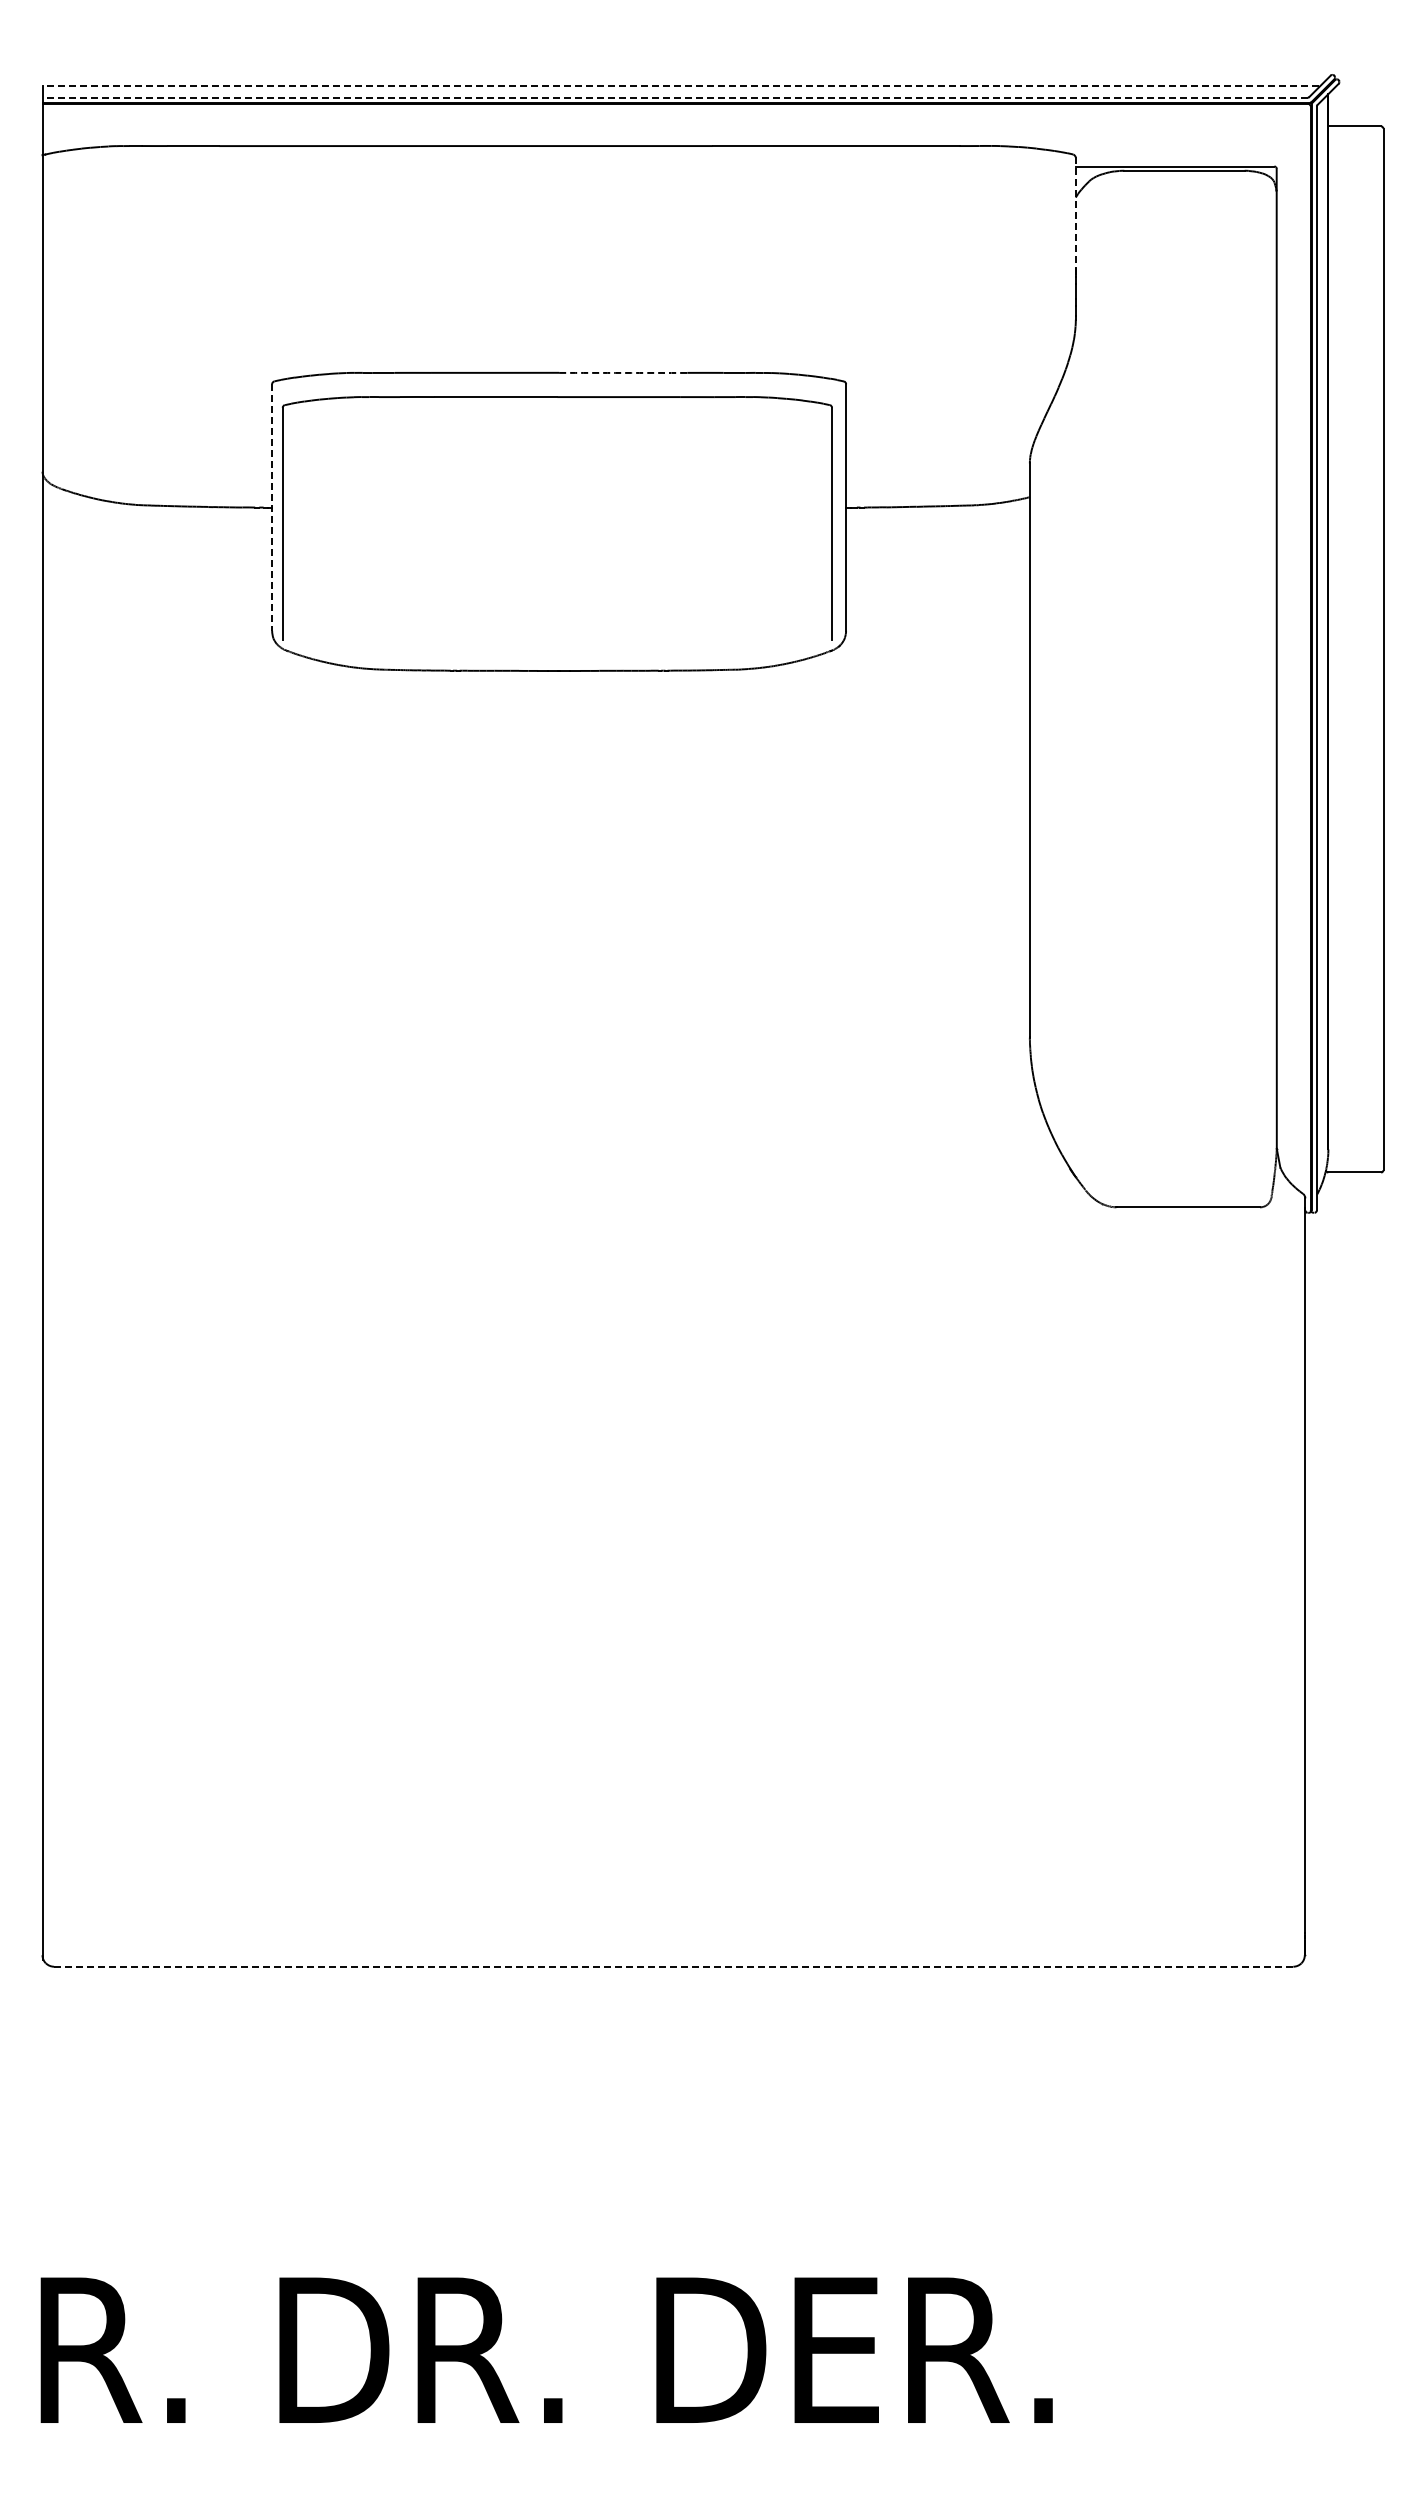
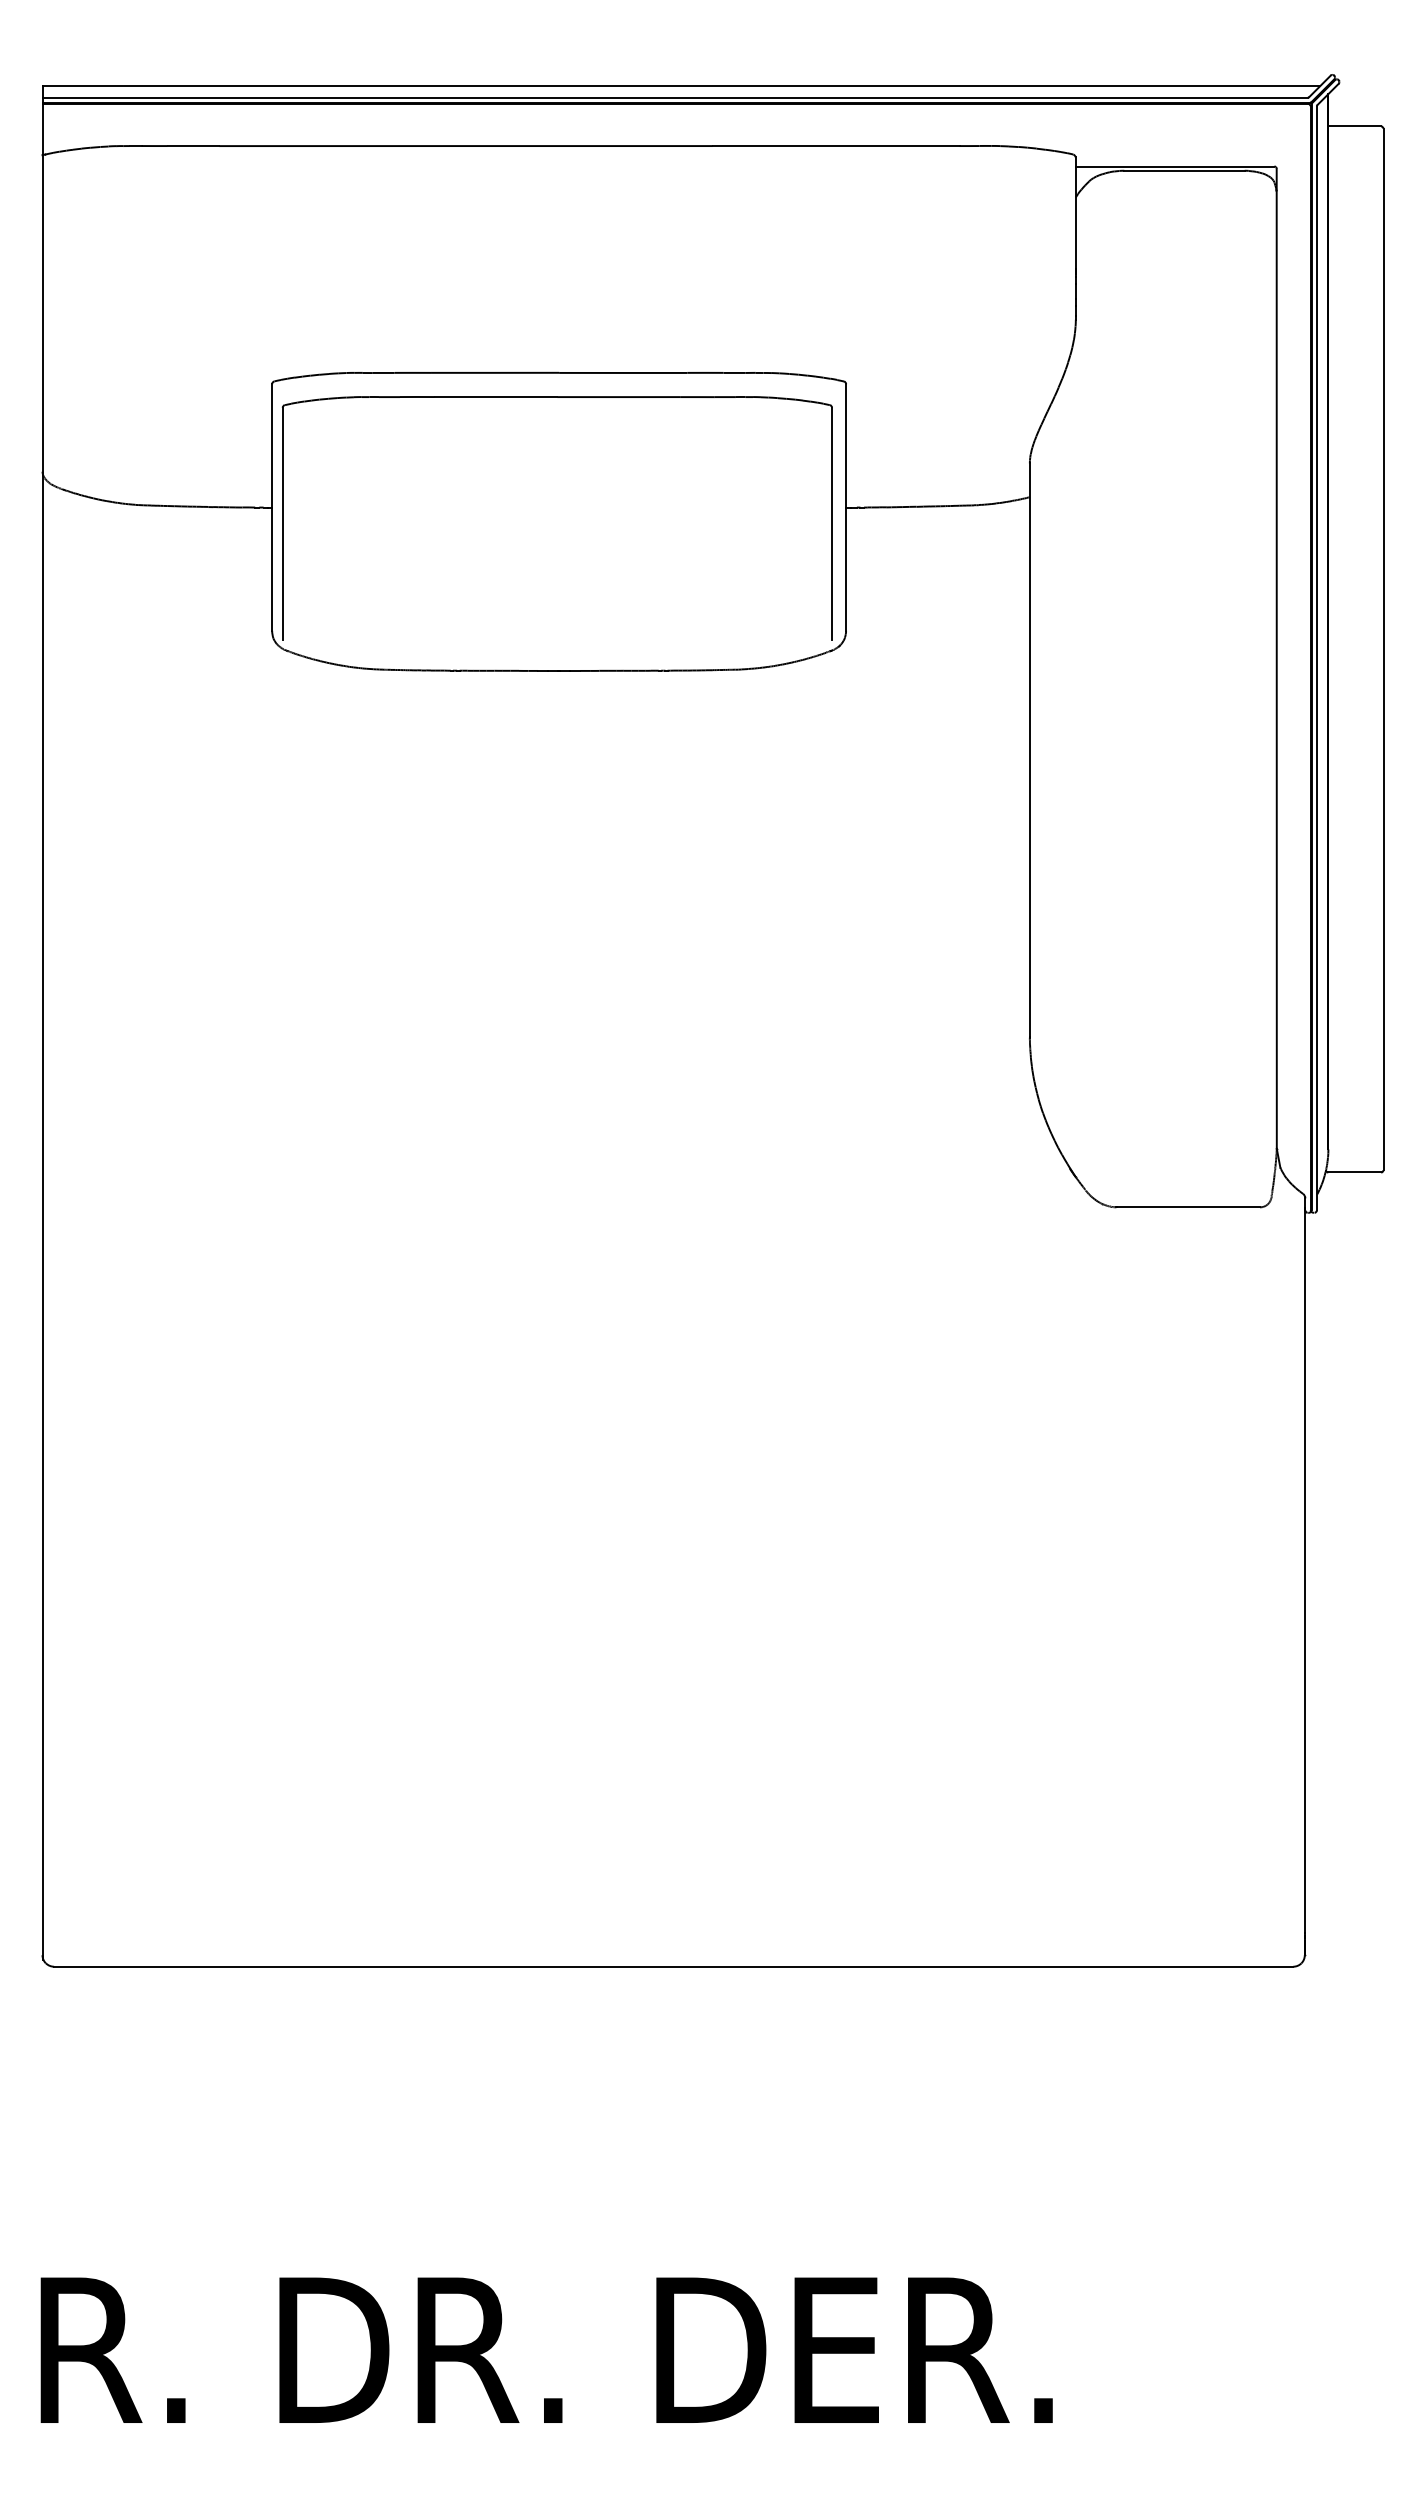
line: dashed -> solid (680, 86)
line: dashed -> solid (675, 97)
line: dashed -> solid (1075, 213)
arc: dashed -> solid (623, 372)
line: dashed -> solid (272, 508)
line: dashed -> solid (673, 1966)
